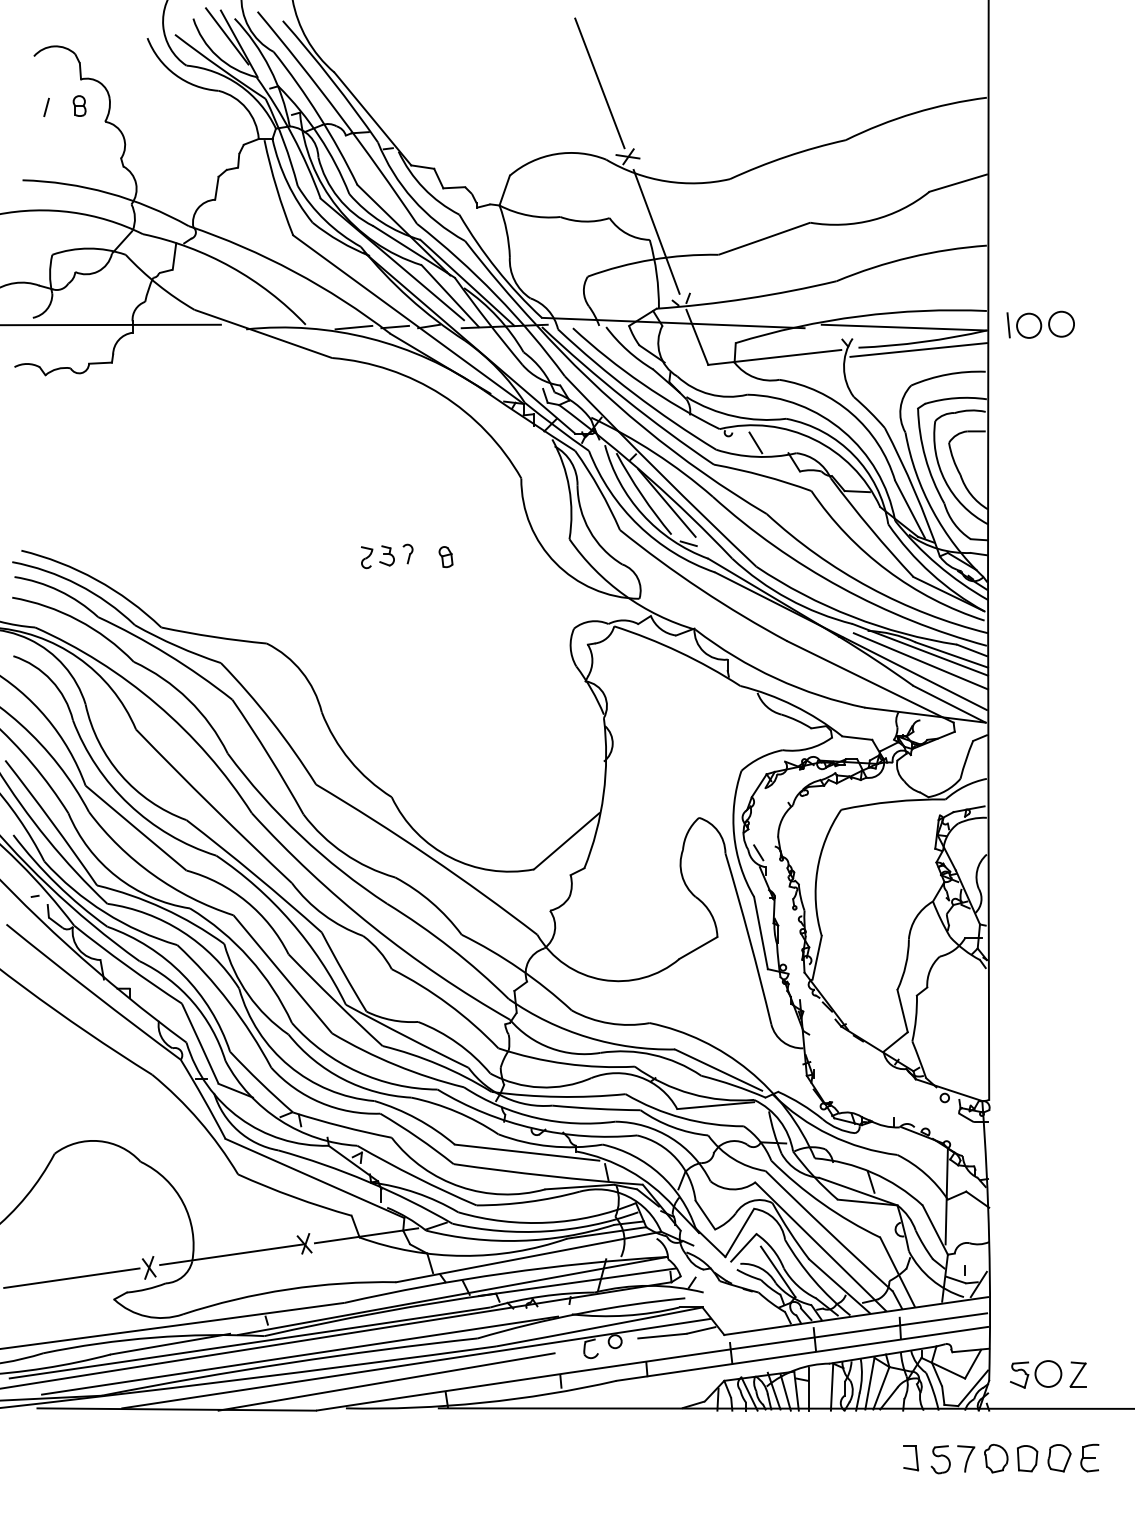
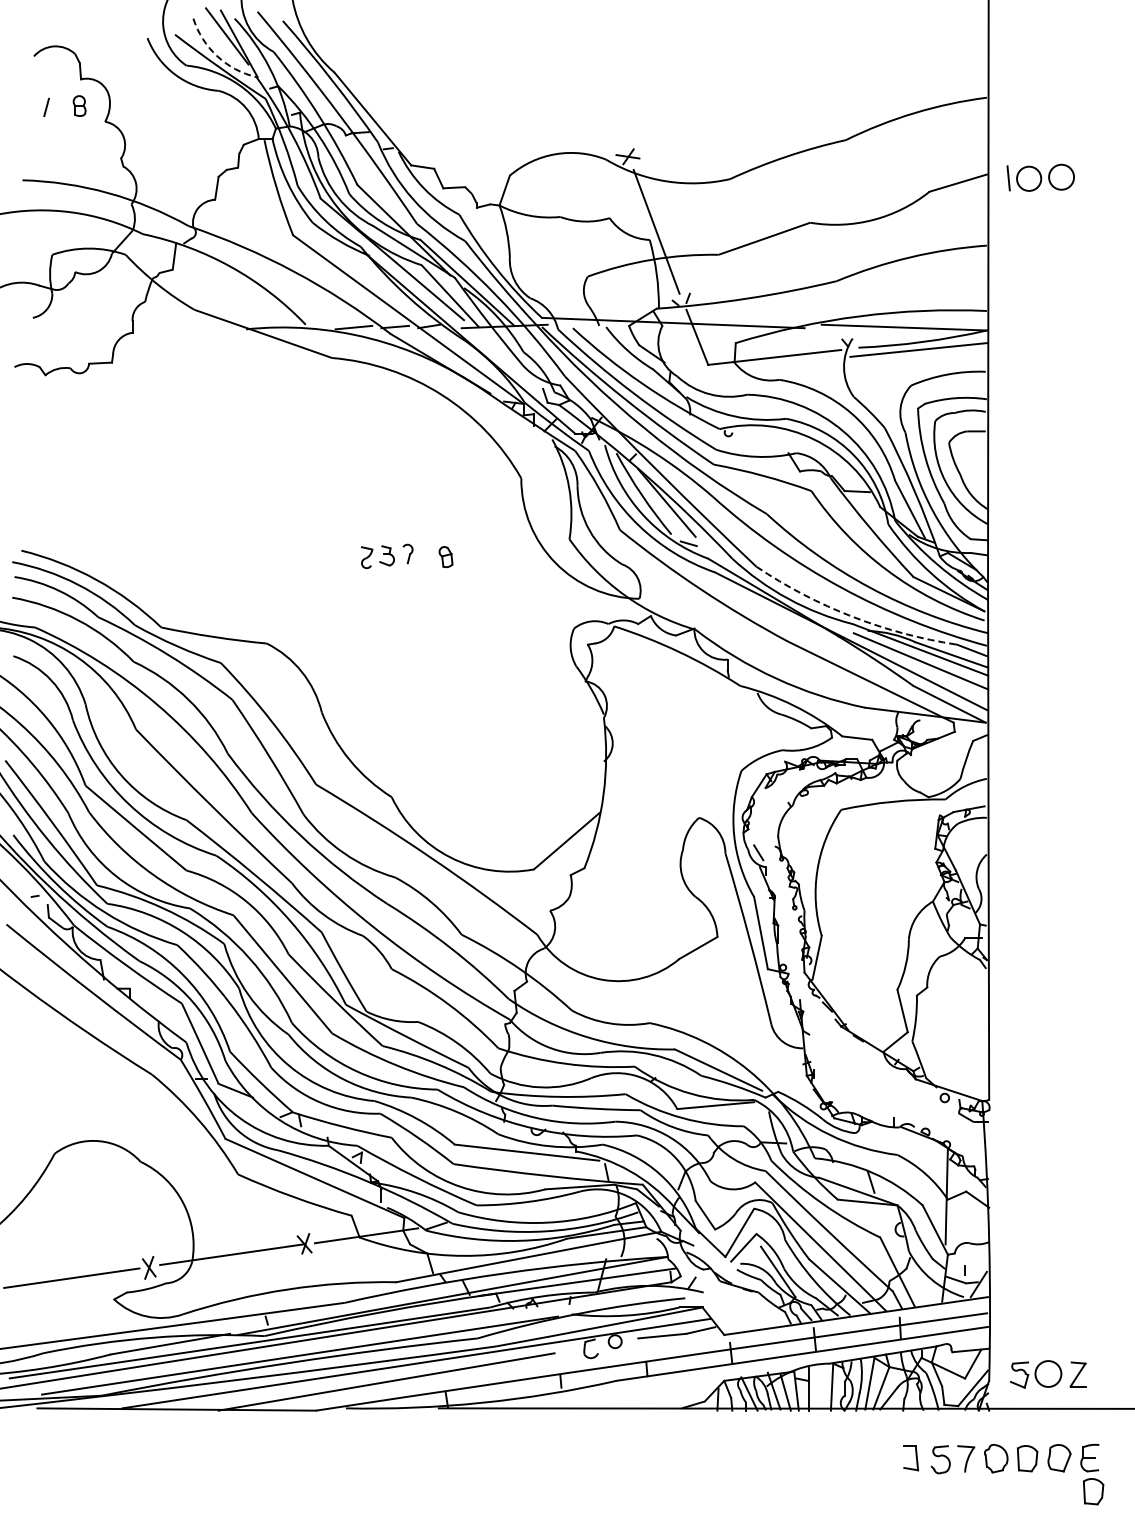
arc: solid -> dashed (217, 56)
line: present -> none (599, 83)
line: present -> none (111, 324)
part position: (1040, 324) -> (1040, 177) (1040, 177)
line: present -> none (755, 442)
arc: solid -> dashed (852, 616)
part: none -> present (1093, 1491)
